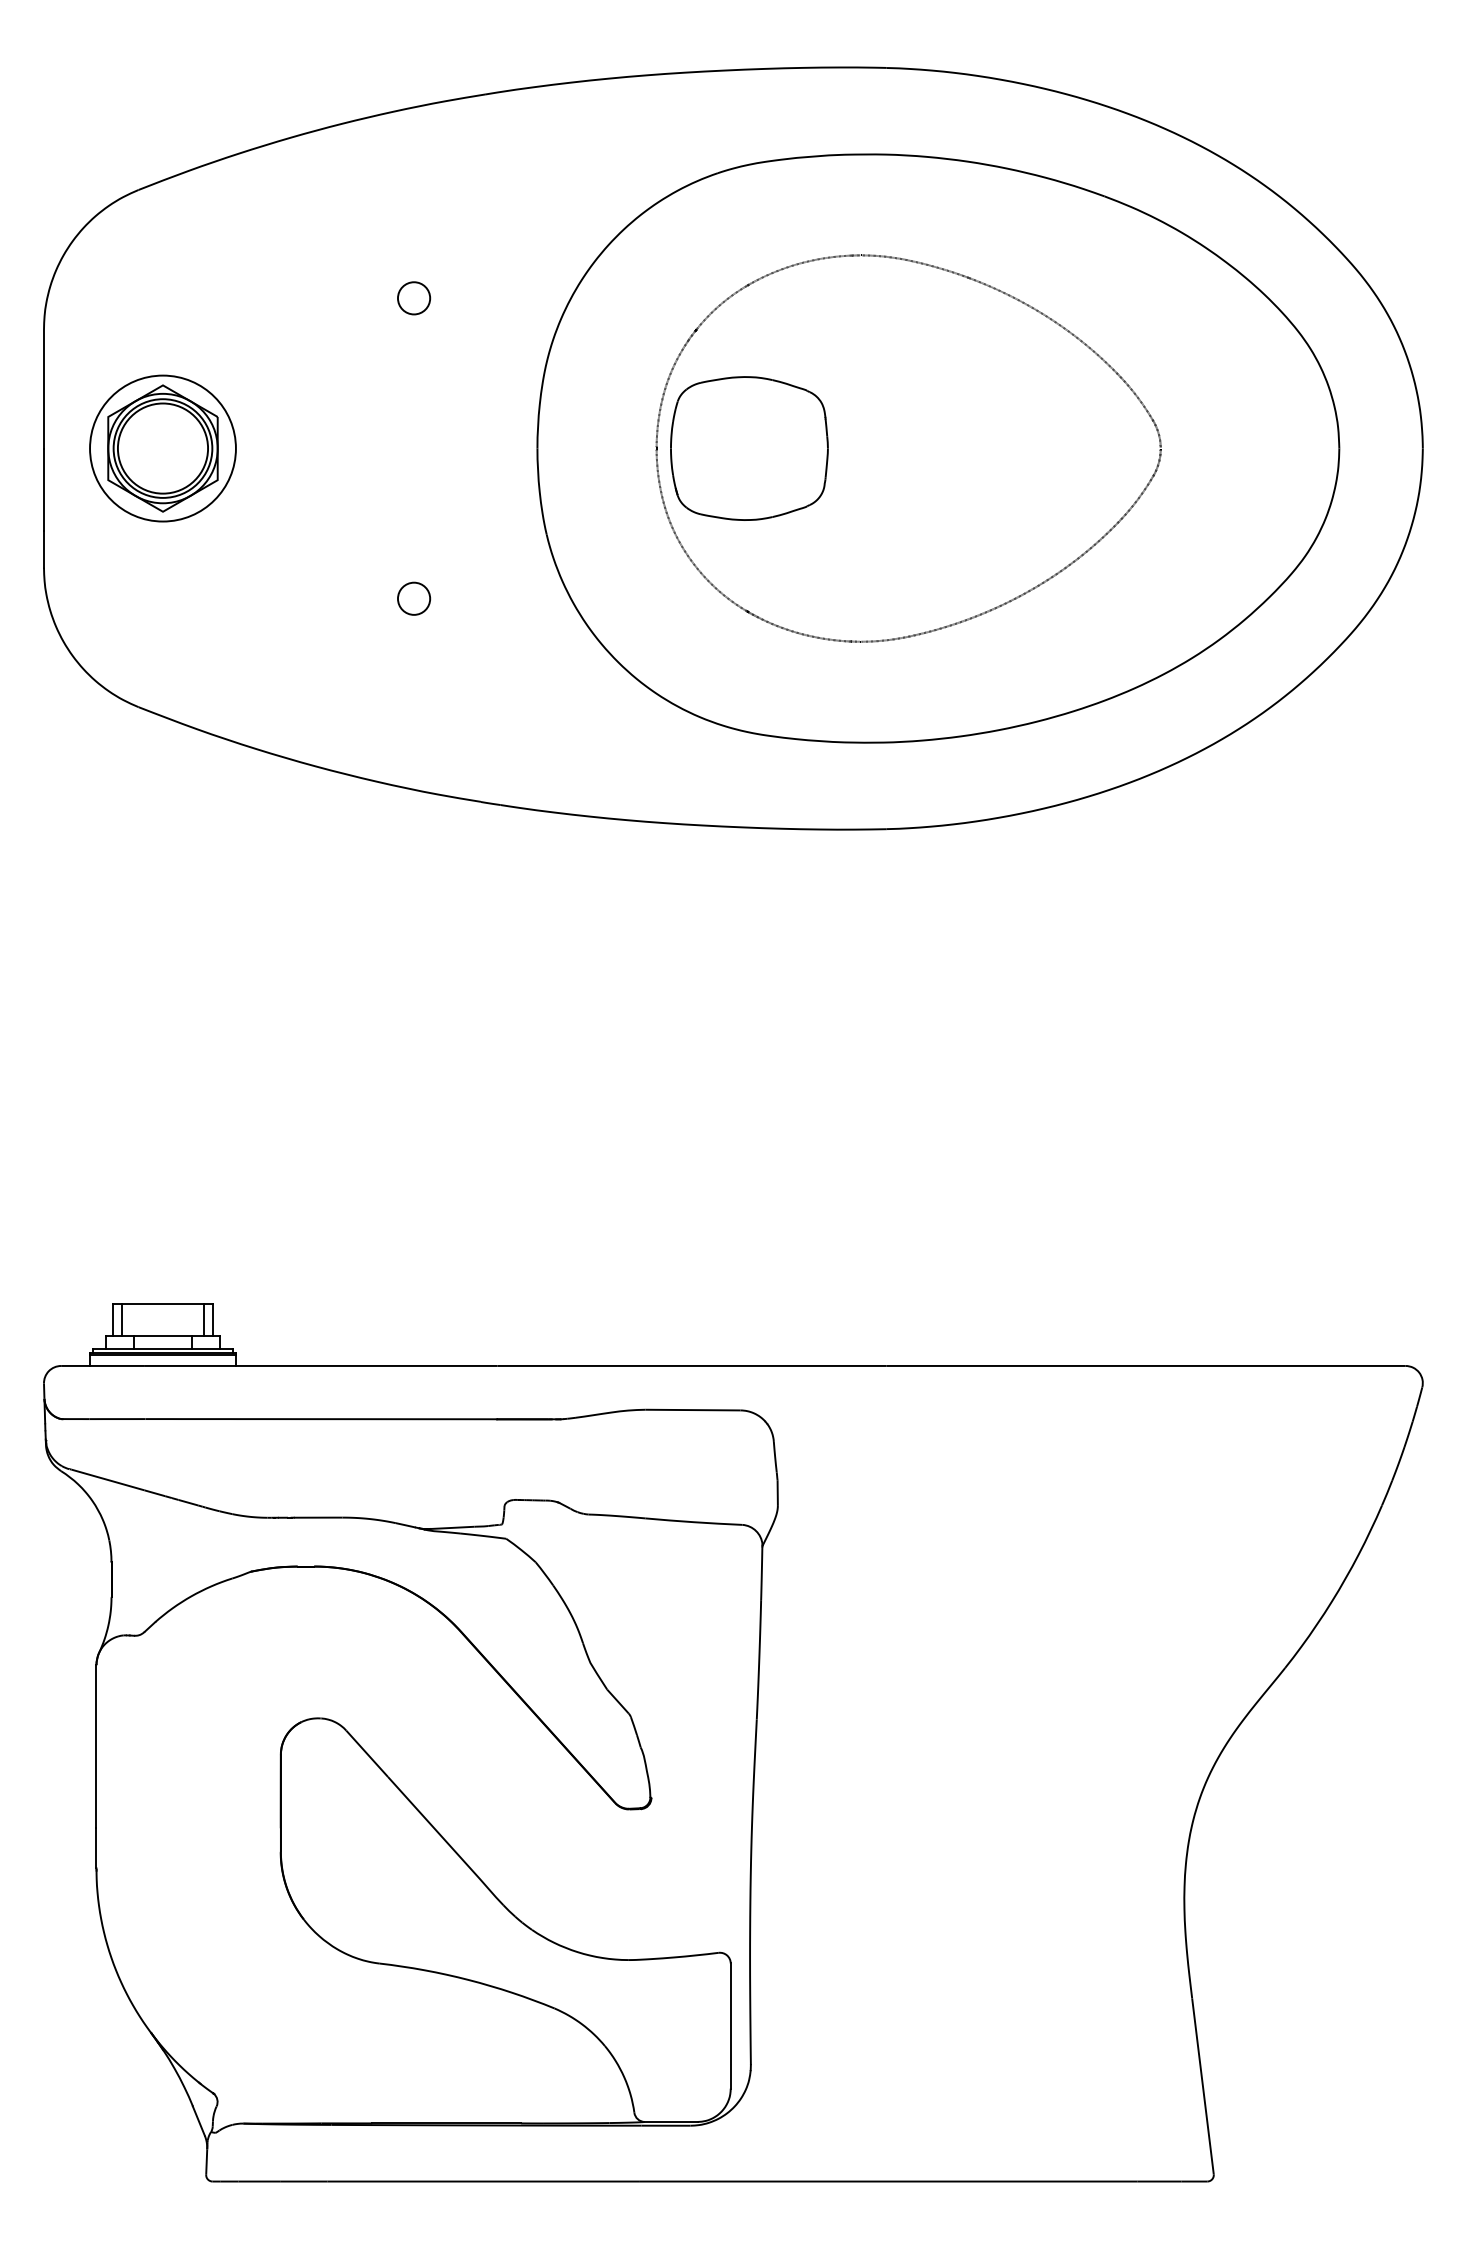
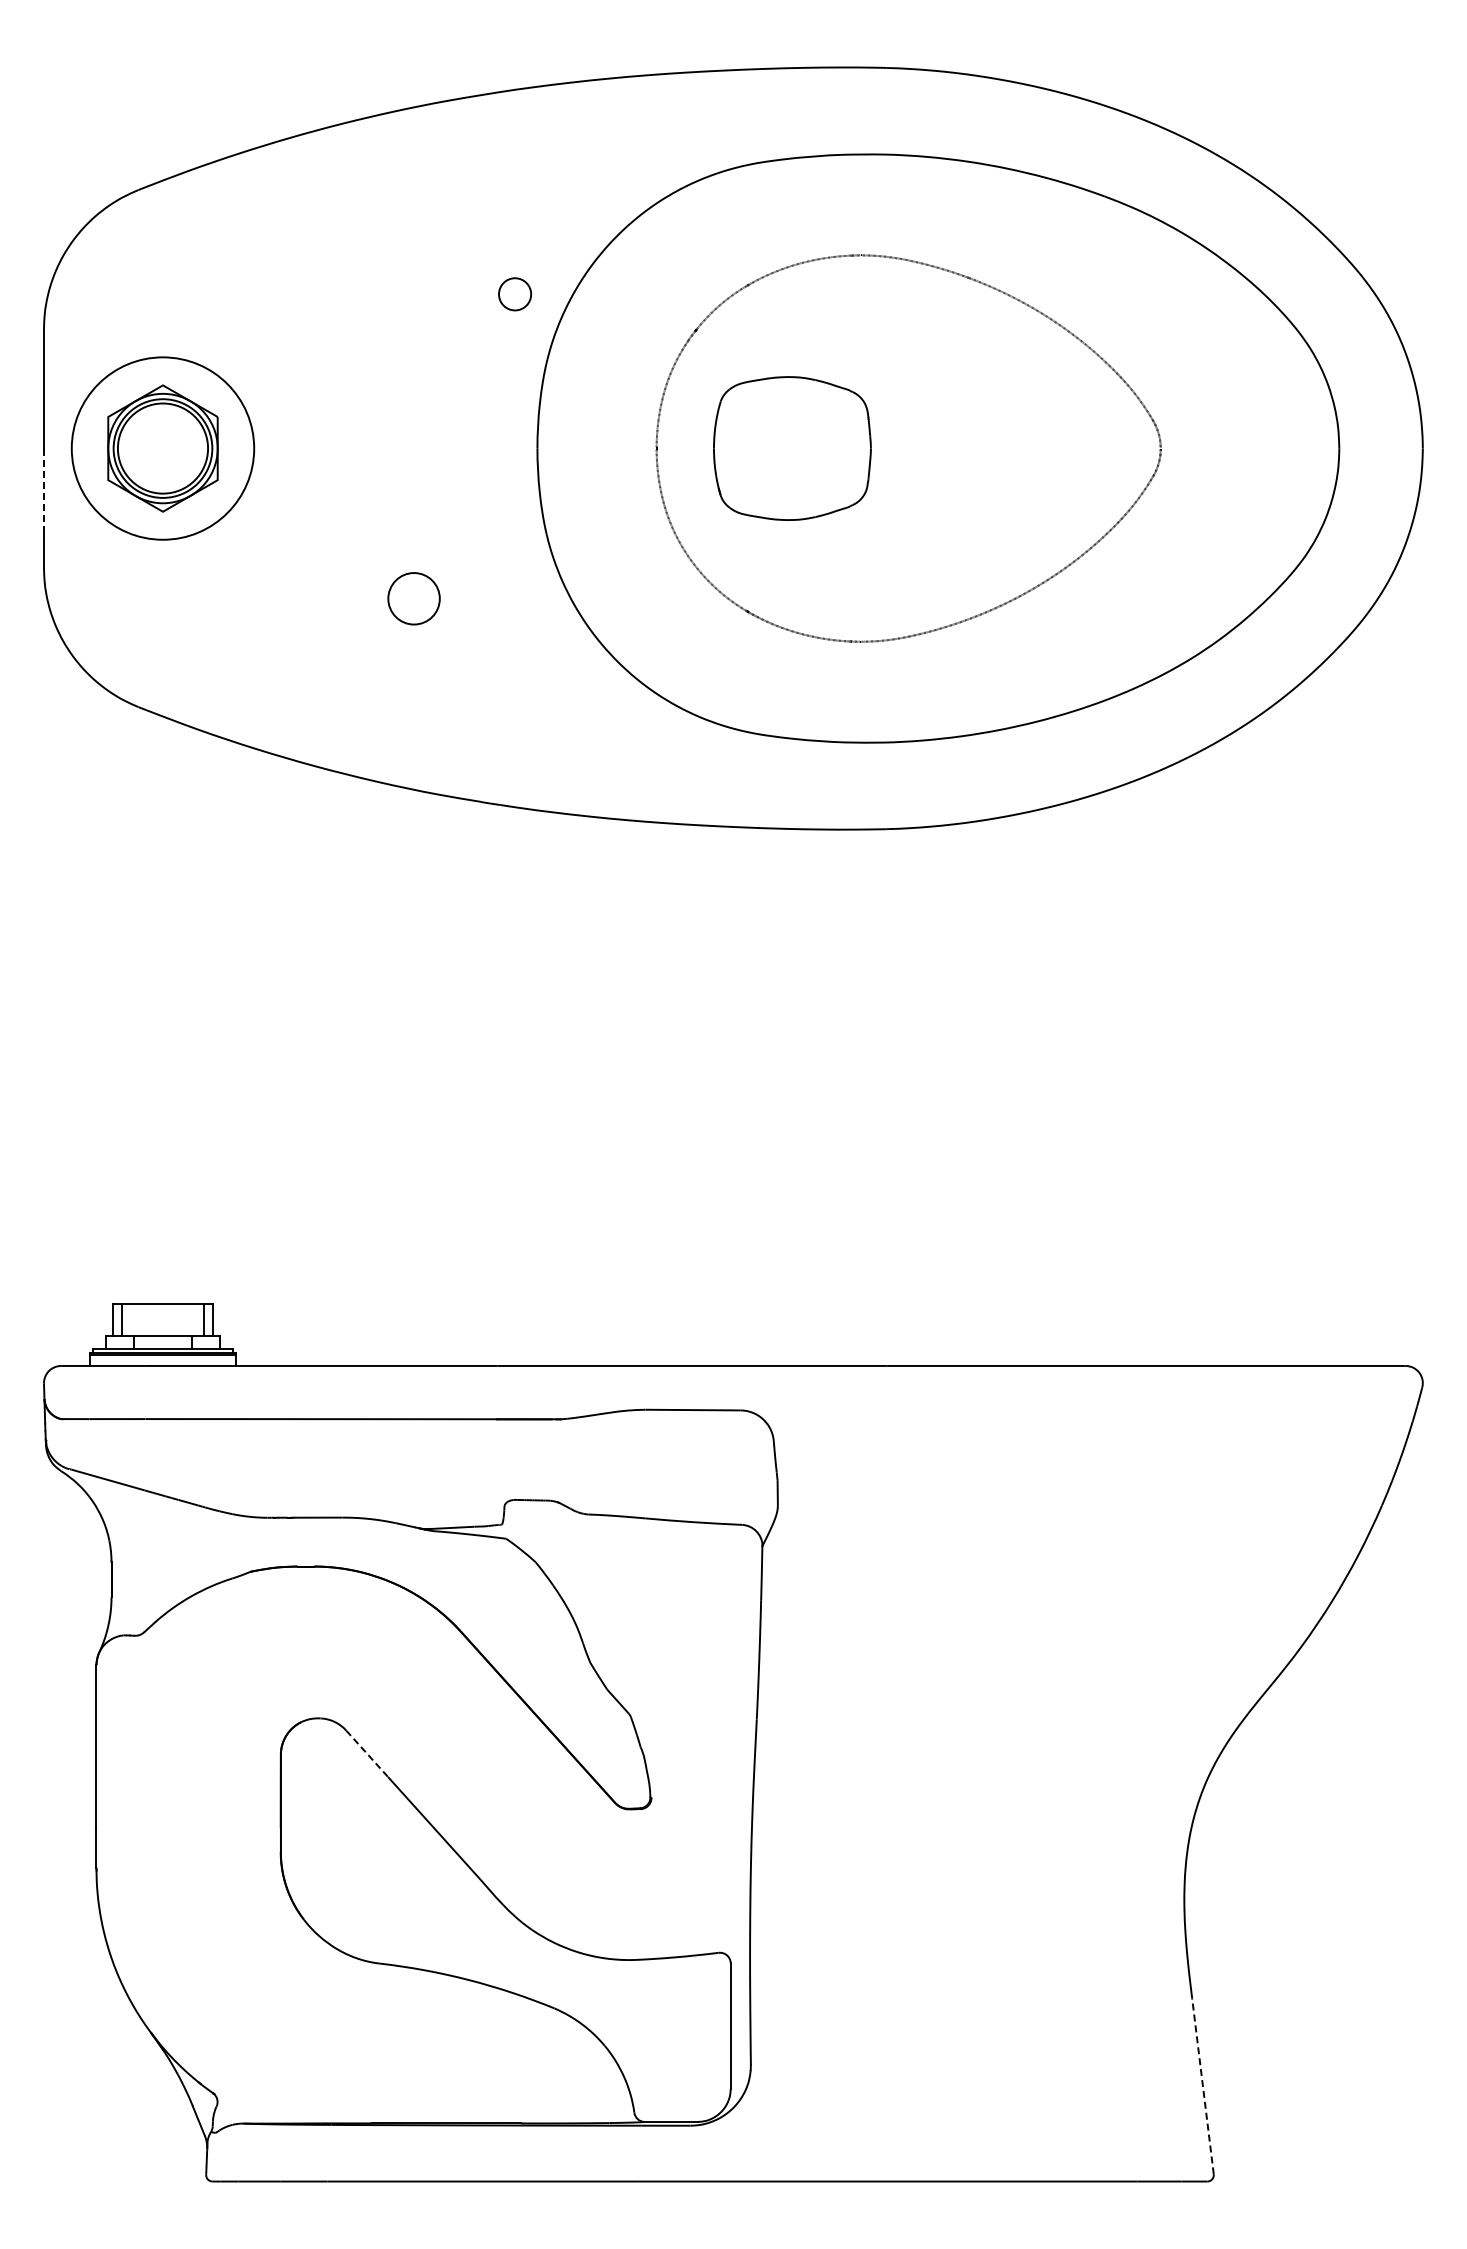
circle position: (414, 298) -> (515, 294) (515, 294)
circle diameter: 146 px -> 182 px (162, 448)
part position: (749, 448) -> (792, 448) (792, 448)
line: solid -> dashed (44, 489)
circle diameter: 32 px -> 52 px (413, 598)
line: solid -> dashed (366, 1753)
line: solid -> dashed (1202, 2085)
